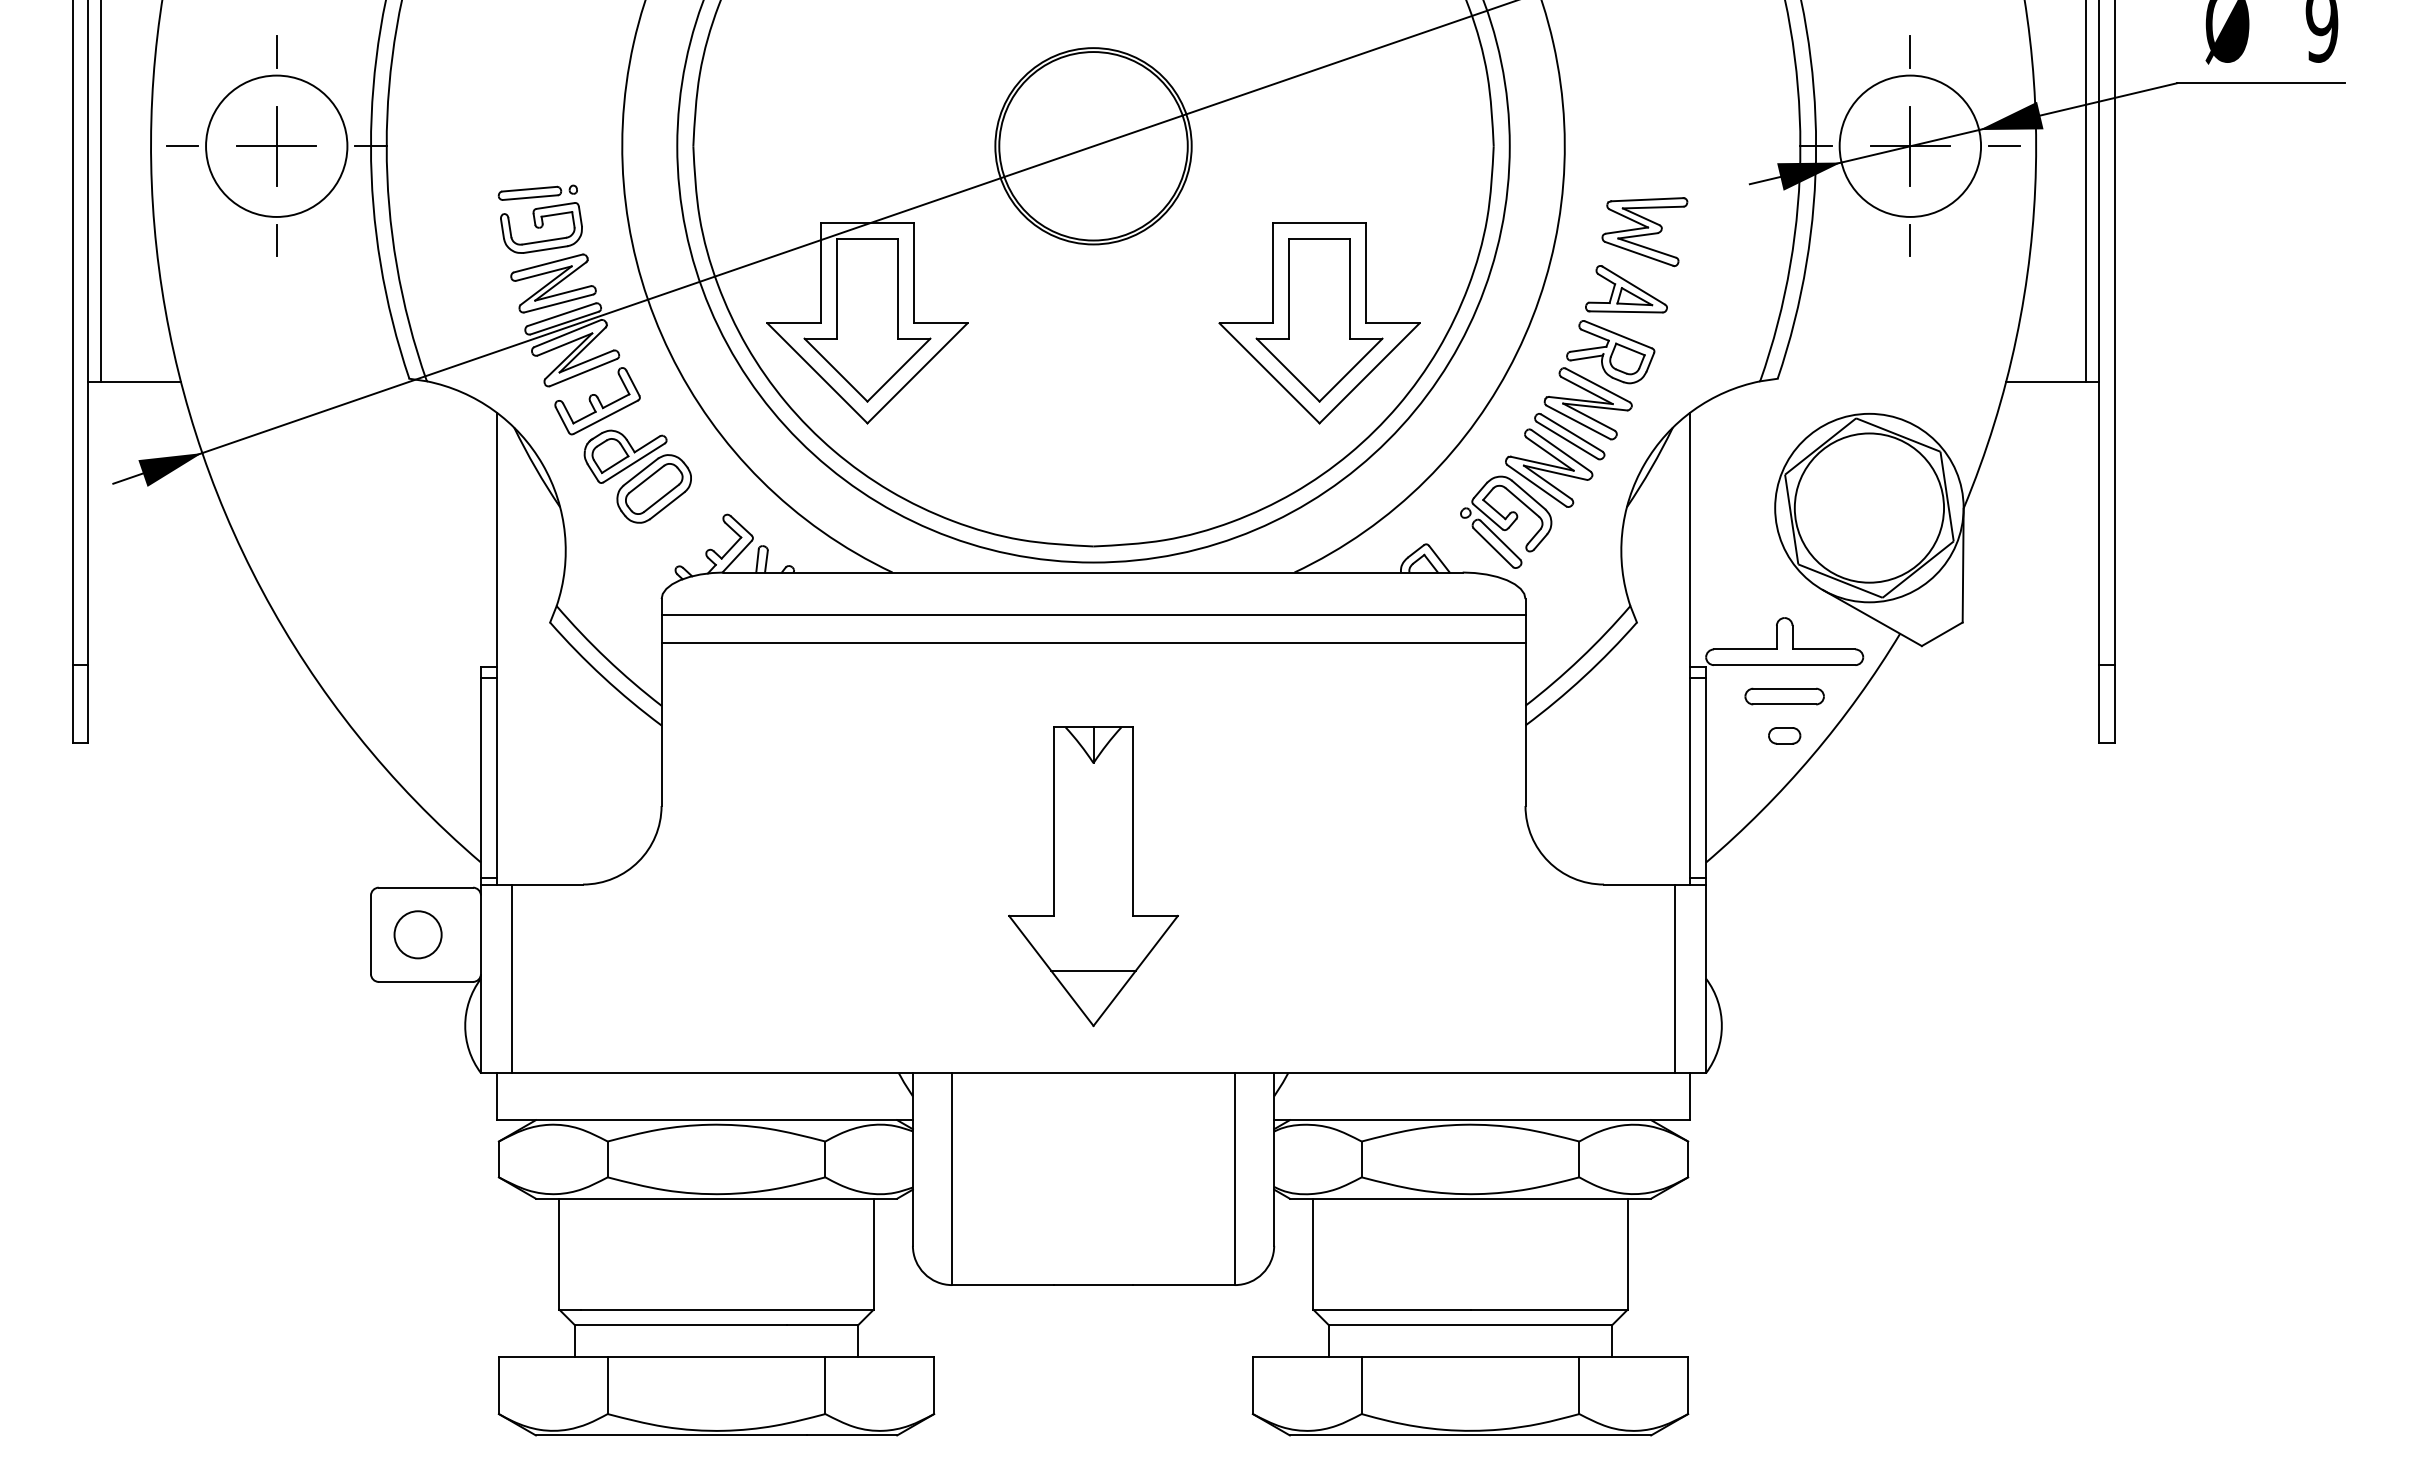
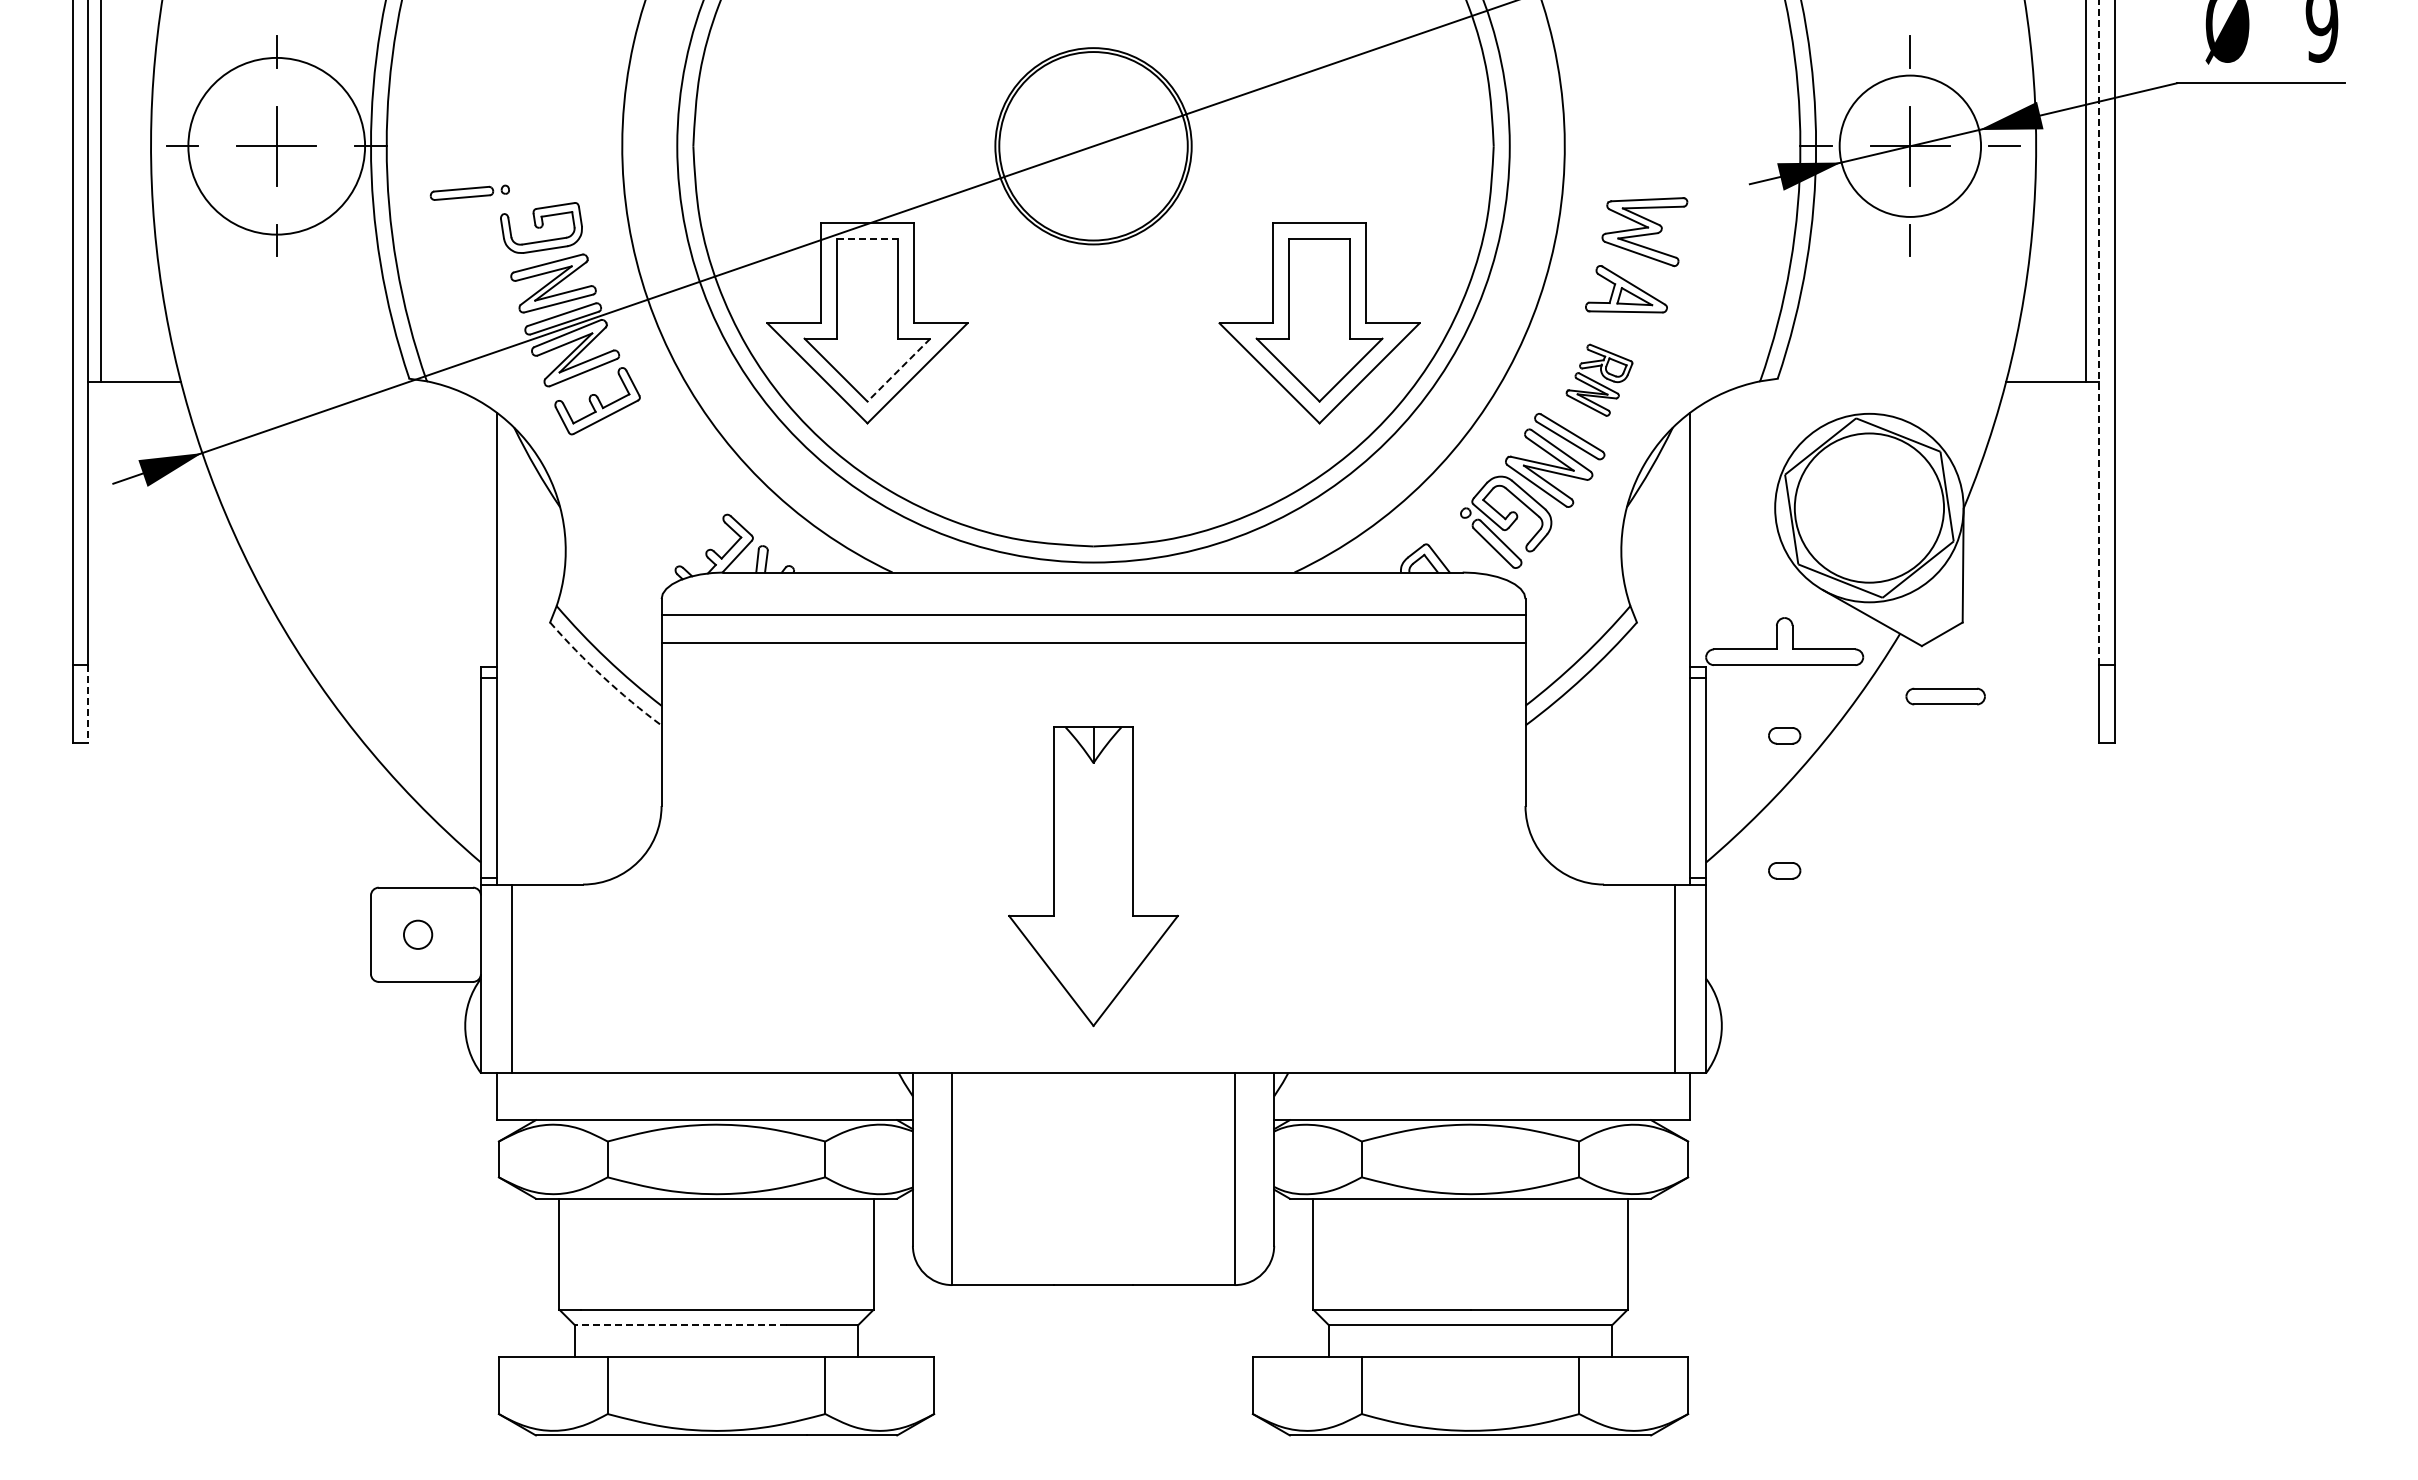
circle diameter: 141 px -> 177 px (276, 145)
part position: (537, 192) -> (469, 192) (469, 192)
line: solid -> dashed (867, 238)
line: solid -> dashed (2098, 332)
line: solid -> dashed (898, 370)
part size: 113x121 px -> 69x74 px (1599, 379)
part: present -> none (637, 476)
arc: solid -> dashed (603, 676)
part position: (1784, 696) -> (1945, 696) (1945, 696)
line: solid -> dashed (88, 704)
part: none -> present (1784, 870)
circle diameter: 47 px -> 28 px (417, 934)
line: present -> none (1093, 970)
line: solid -> dashed (680, 1325)
